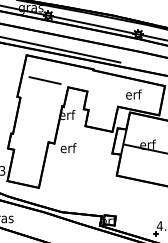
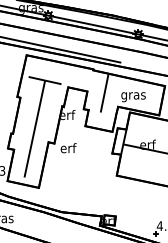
line: none -> present (104, 92)
text: erf -> gras (133, 95)
line: none -> present (34, 128)
